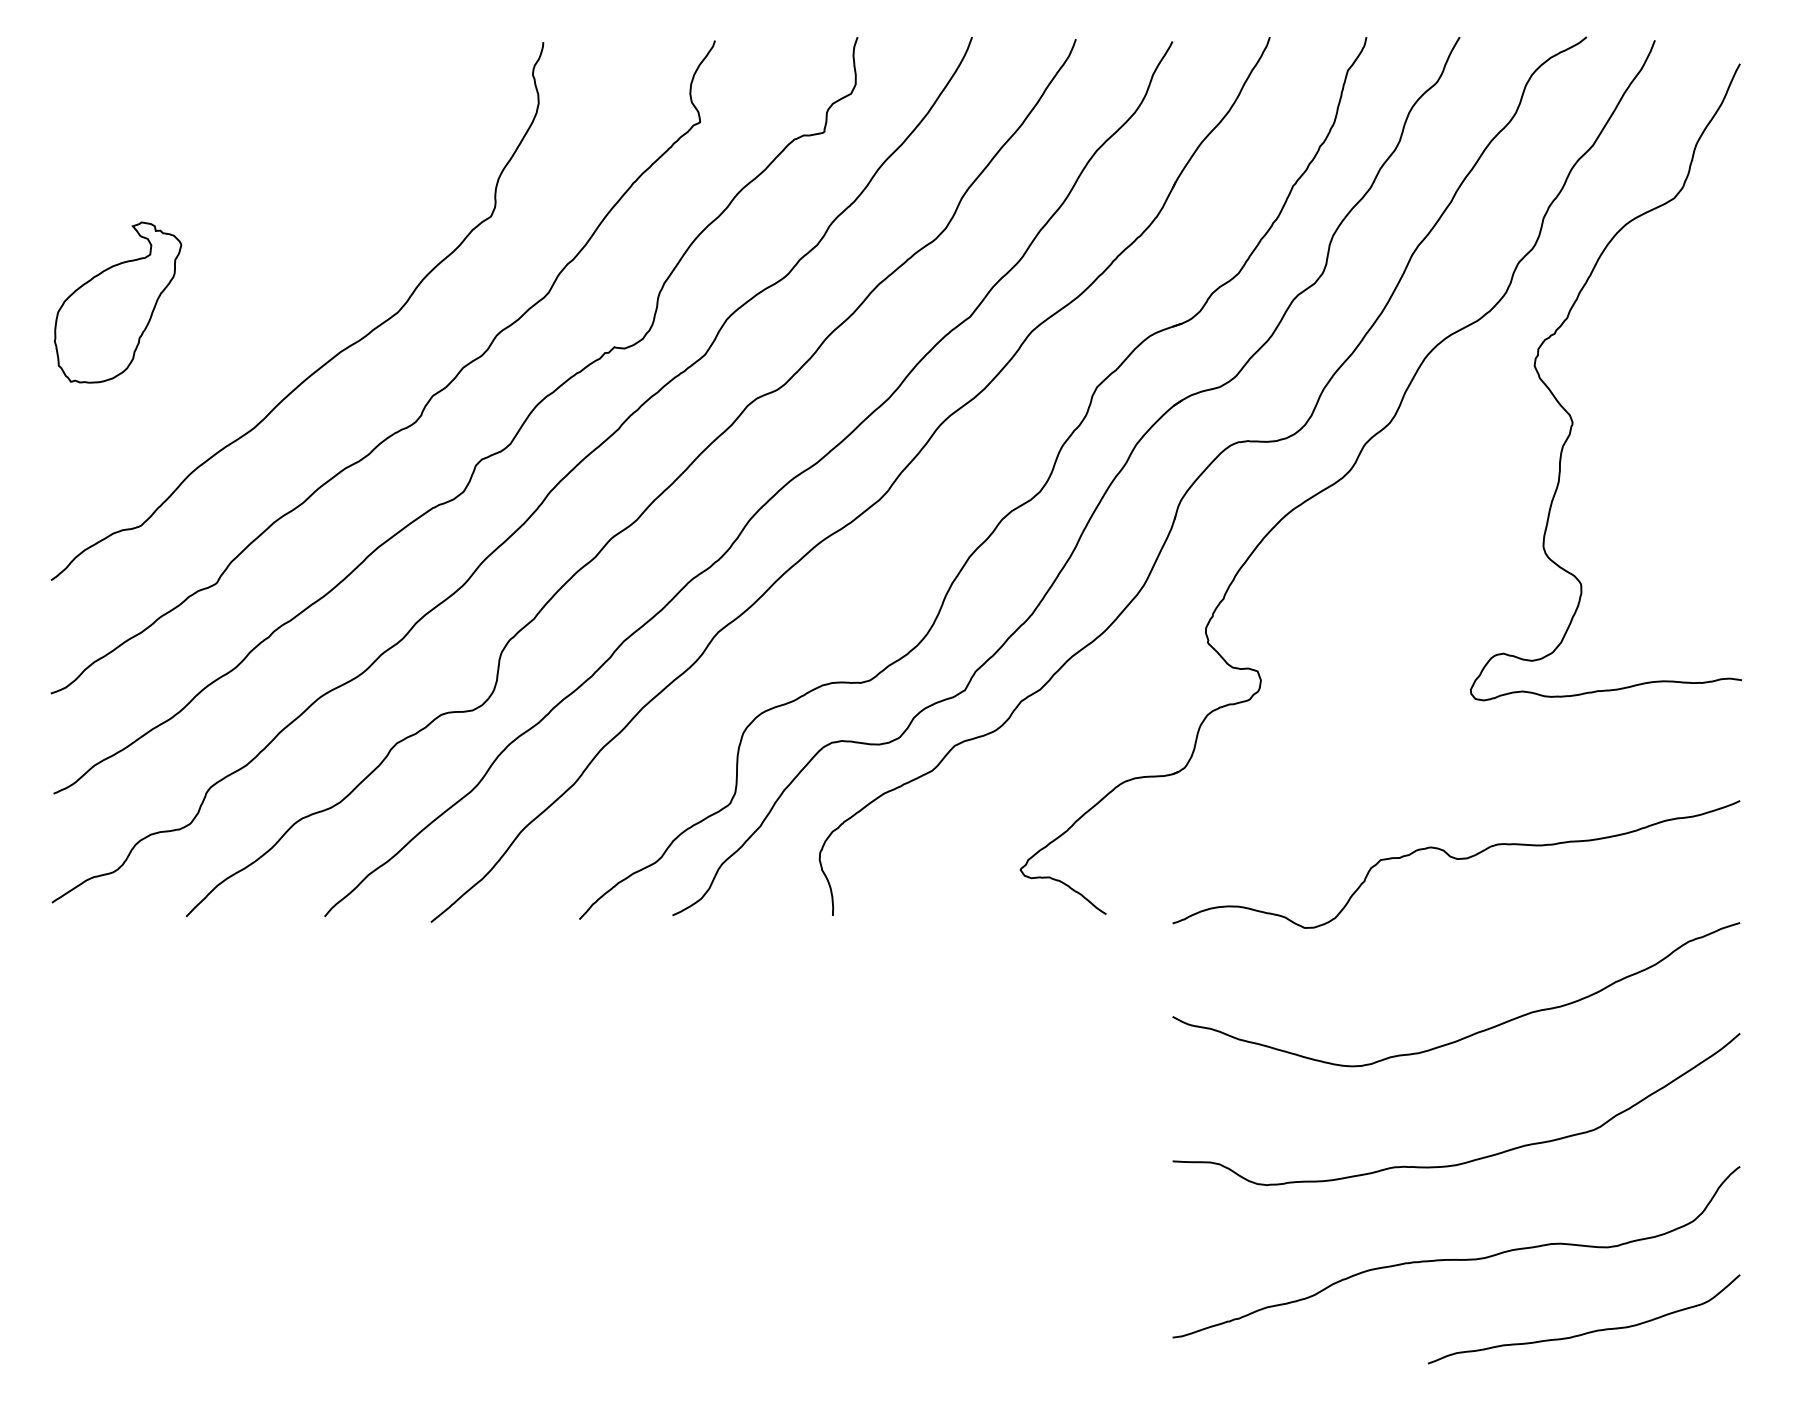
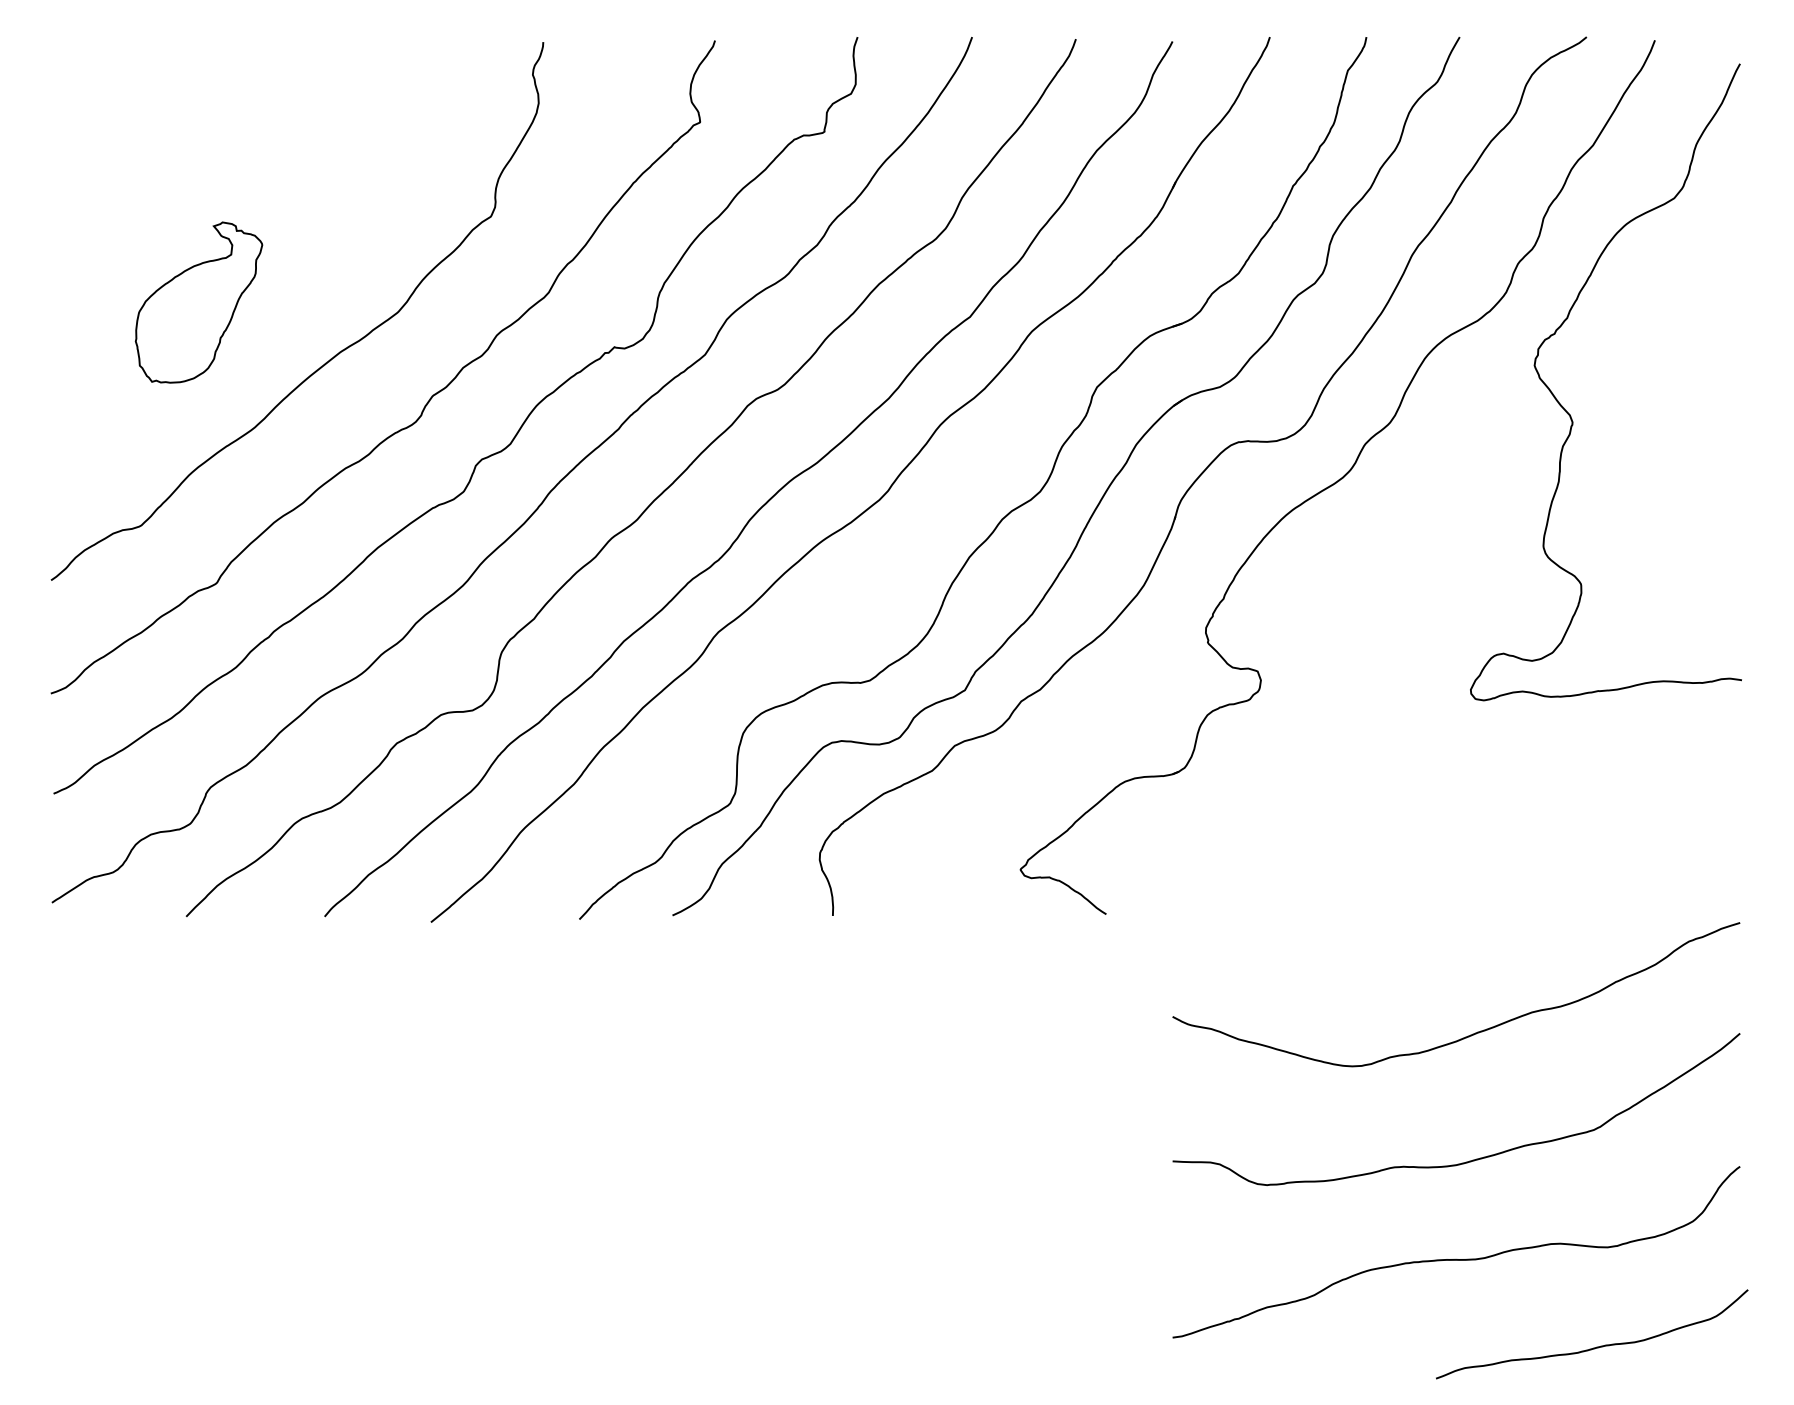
part position: (117, 302) -> (198, 302) (198, 302)
curve: present -> none (1456, 859)
curve position: (1588, 1331) -> (1596, 1346) (1596, 1346)
